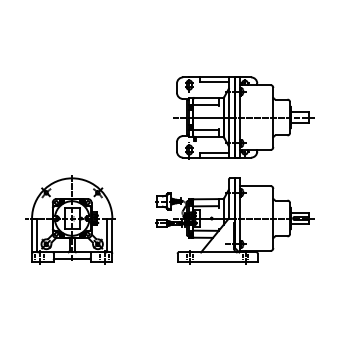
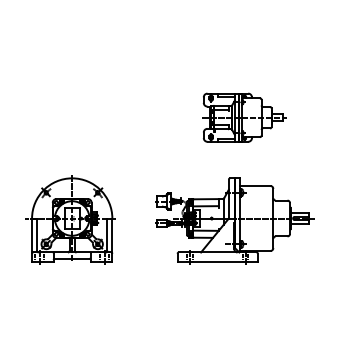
part size: 142x84 px -> 85x51 px (244, 117)
